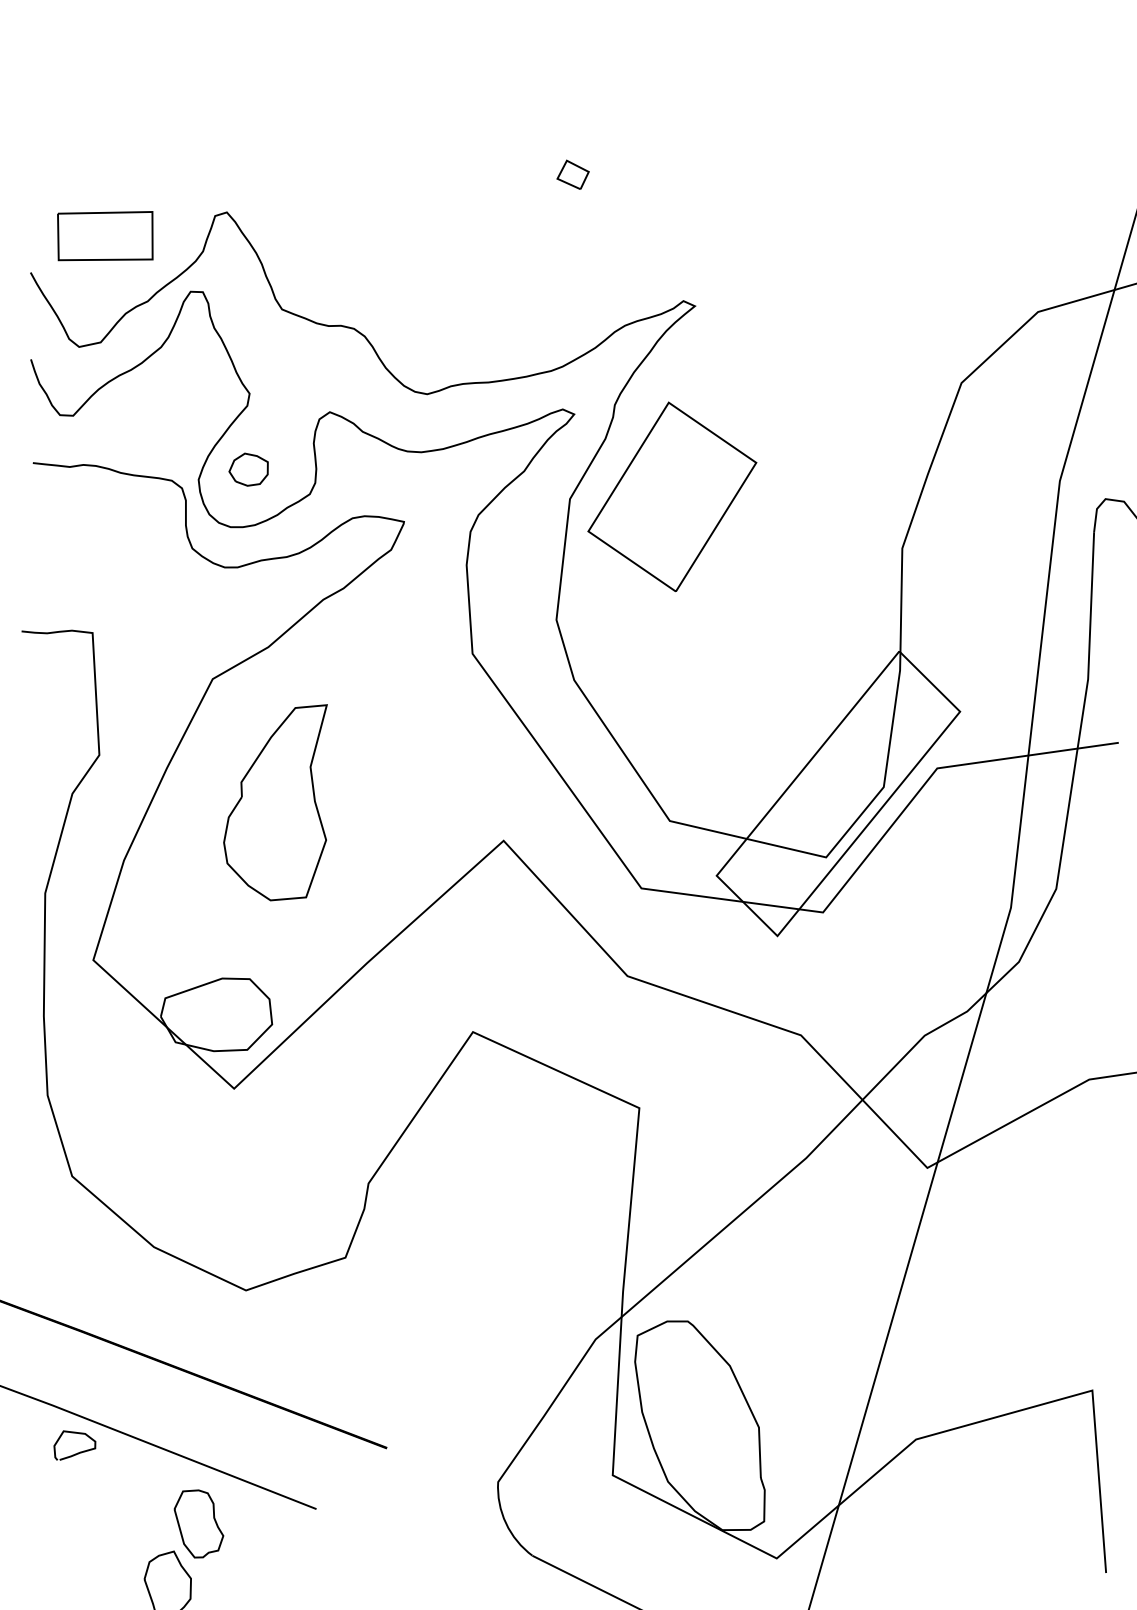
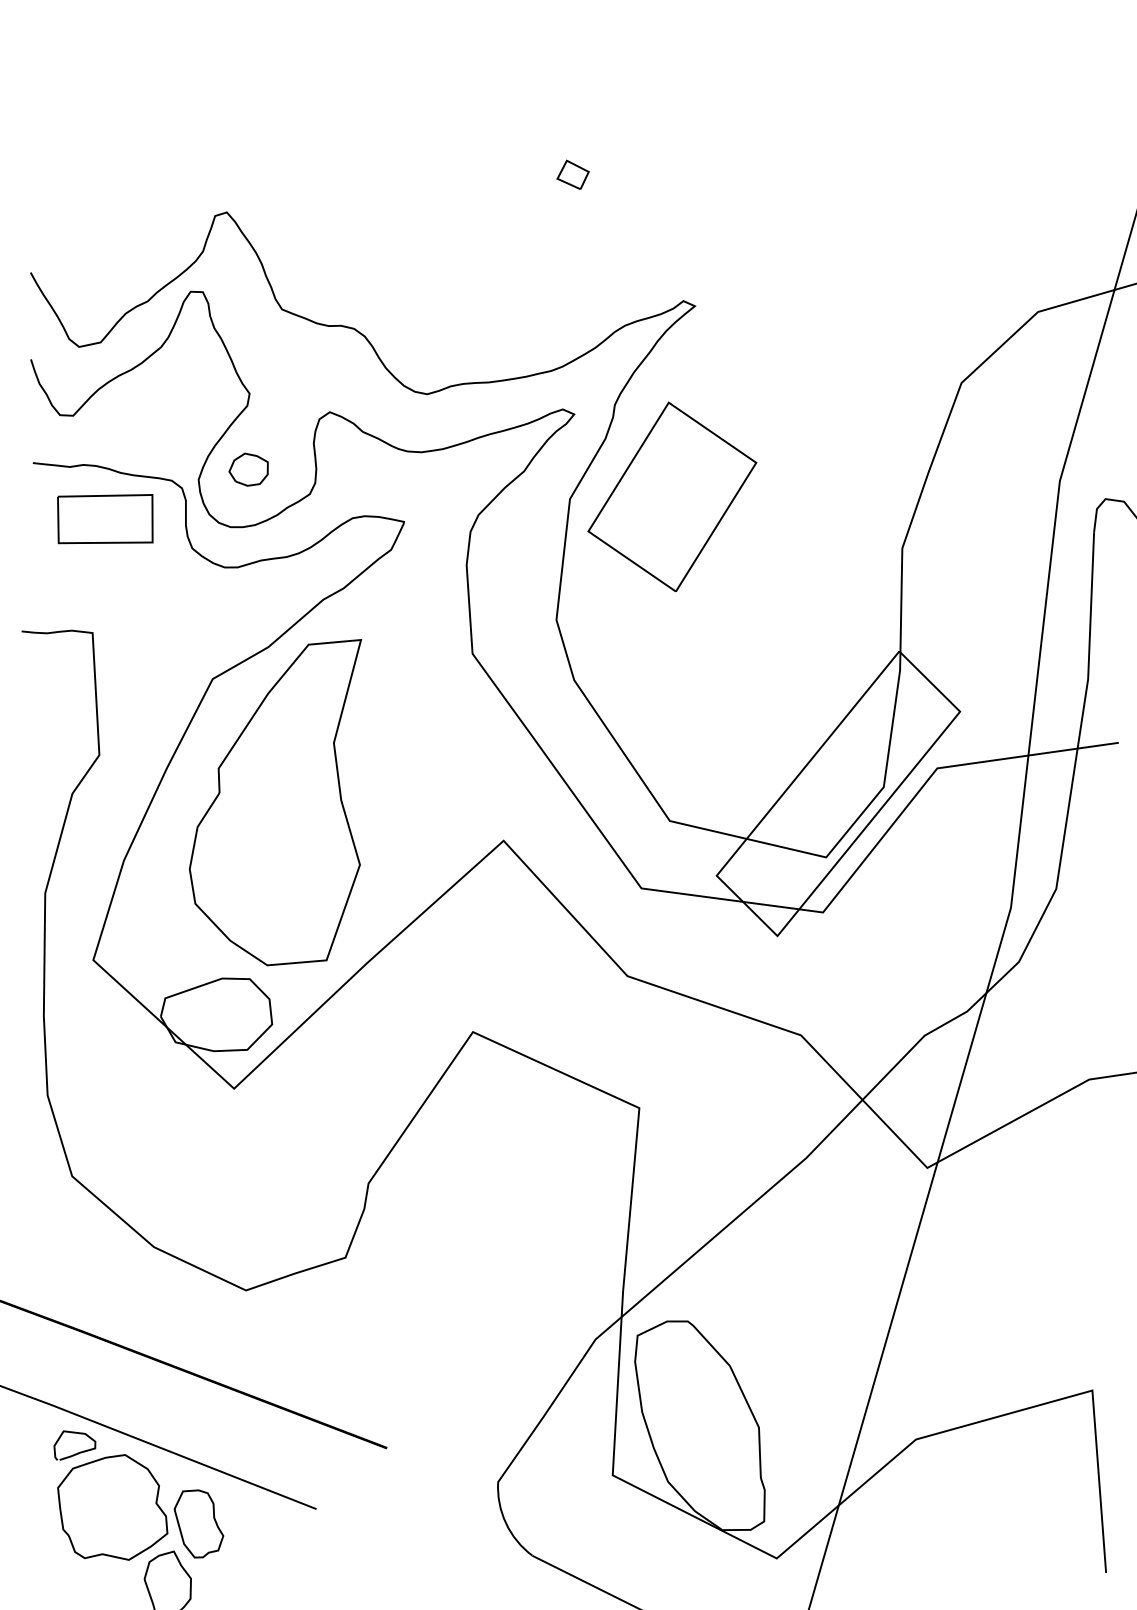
part position: (105, 236) -> (105, 519) (105, 519)
part size: 105x198 px -> 175x328 px (275, 802)
part: none -> present (112, 1507)
